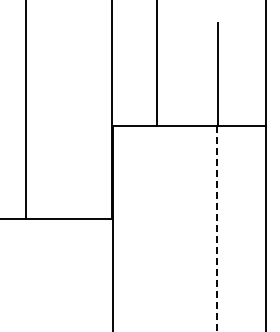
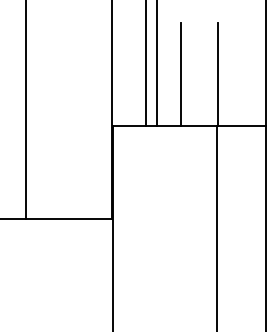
line: none -> present (145, 63)
line: none -> present (181, 74)
line: dashed -> solid (216, 228)
